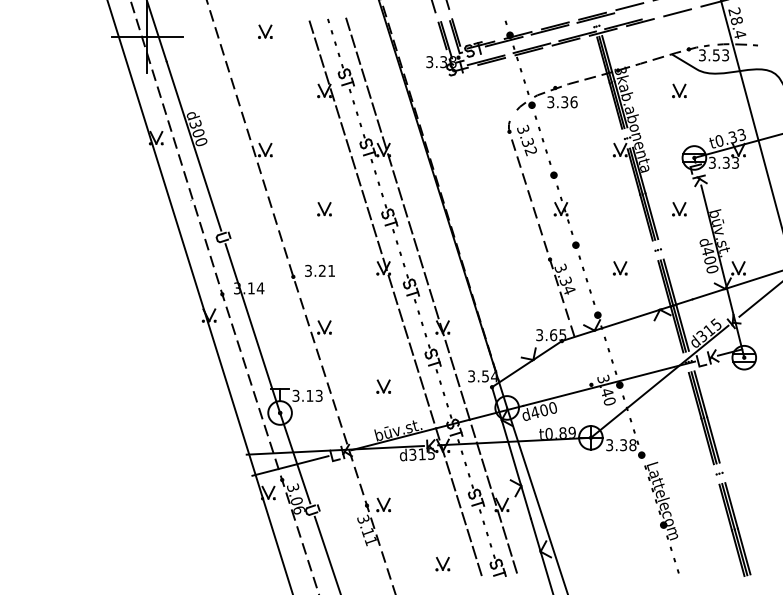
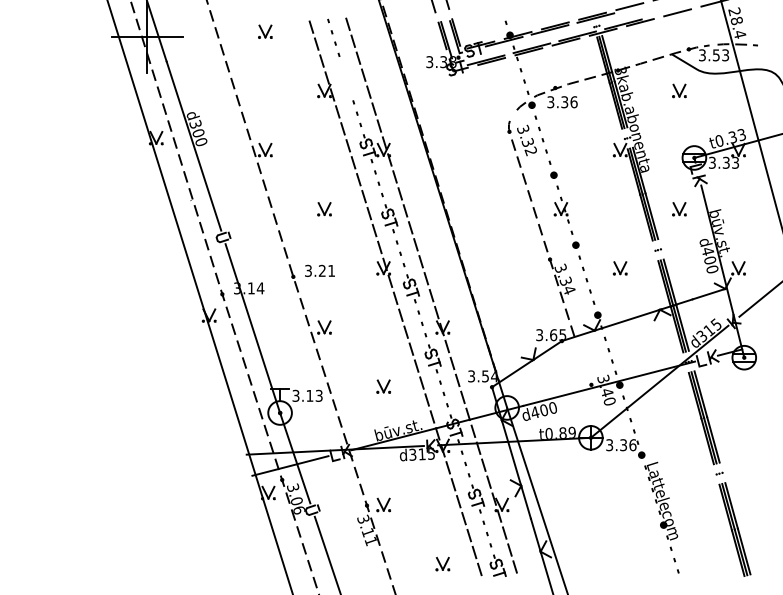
part: present -> none (345, 78)
line: present -> none (752, 279)
text: 3.38 -> 3.36 (632, 444)
